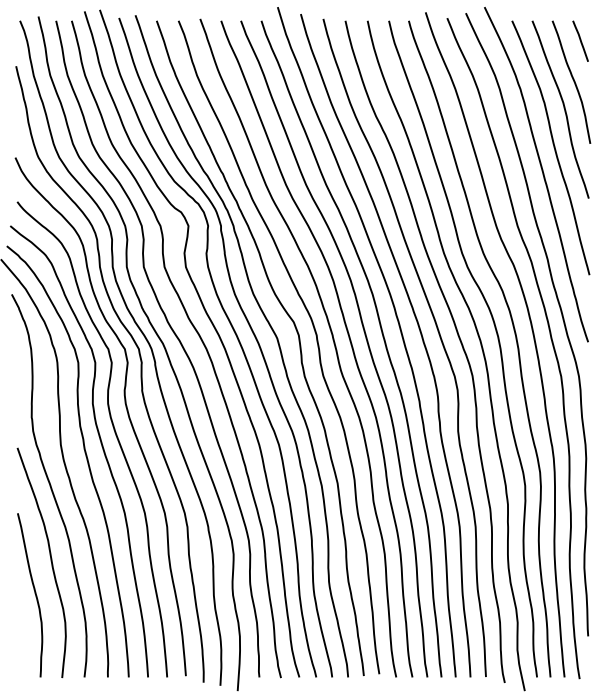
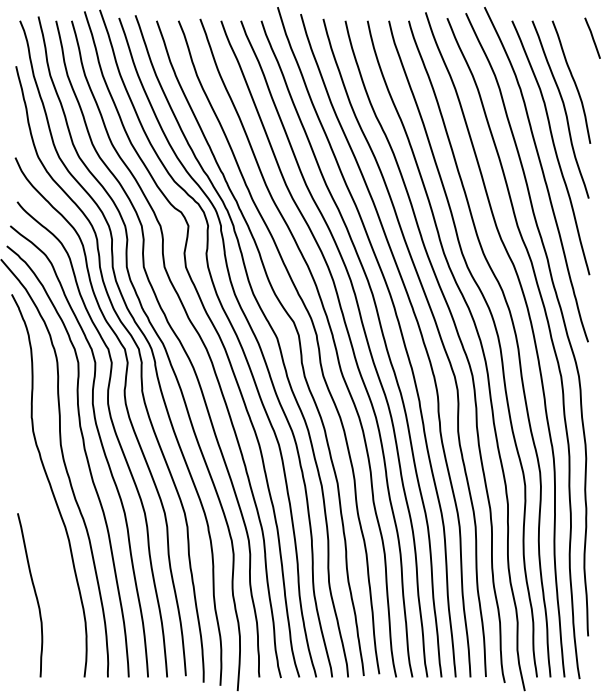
line position: (580, 40) -> (592, 37) (592, 37)
curve: present -> none (50, 561)
